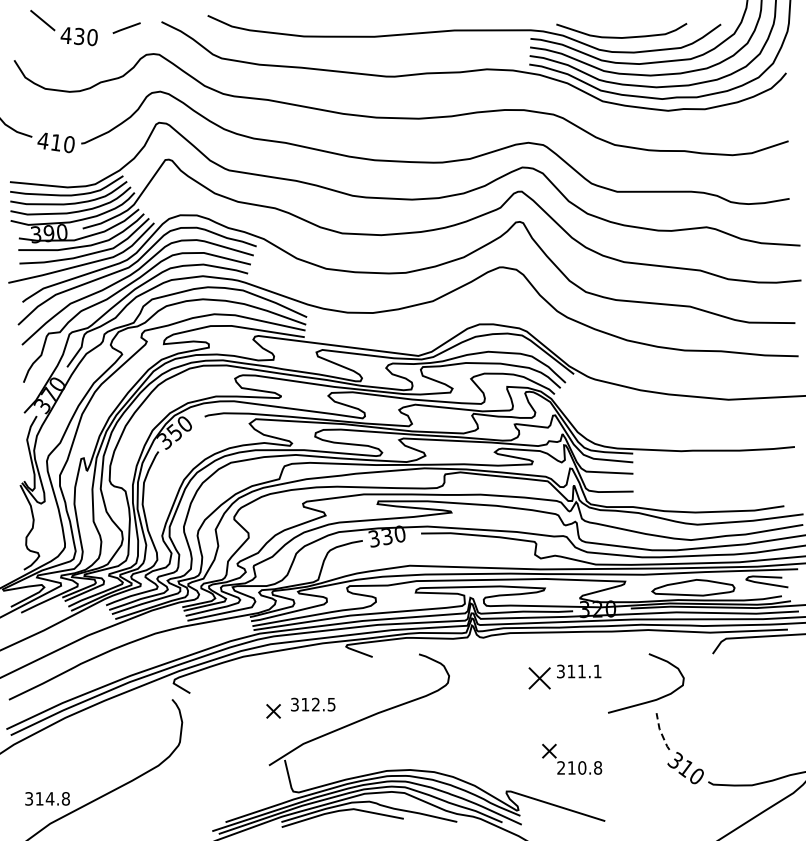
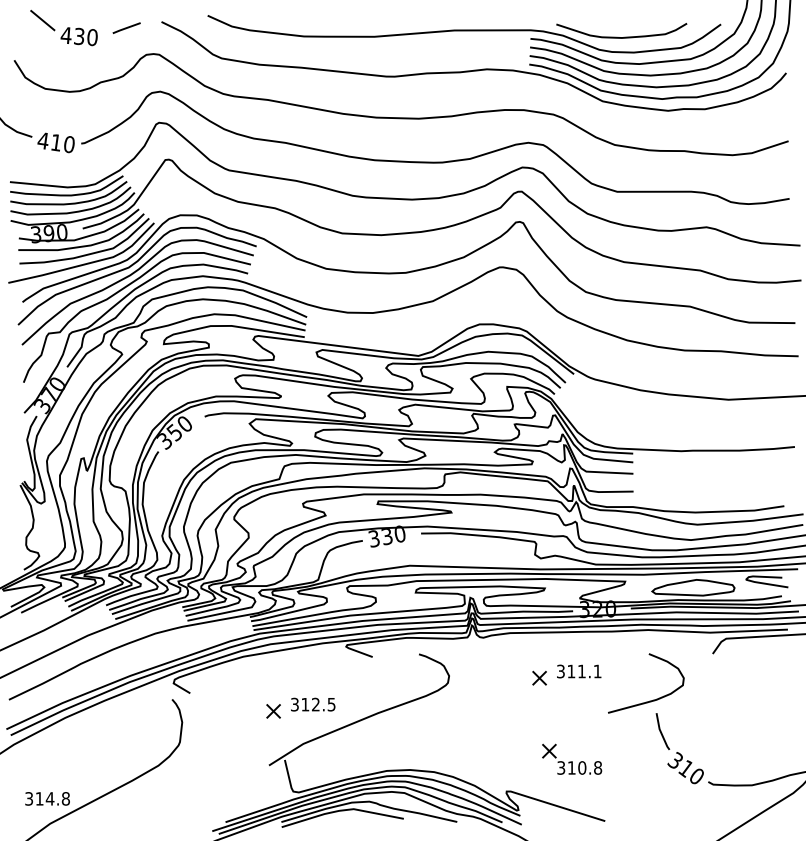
part size: 23x23 px -> 15x16 px (539, 677)
line: dashed -> solid (660, 731)
text: 210.8 -> 310.8 (561, 767)
